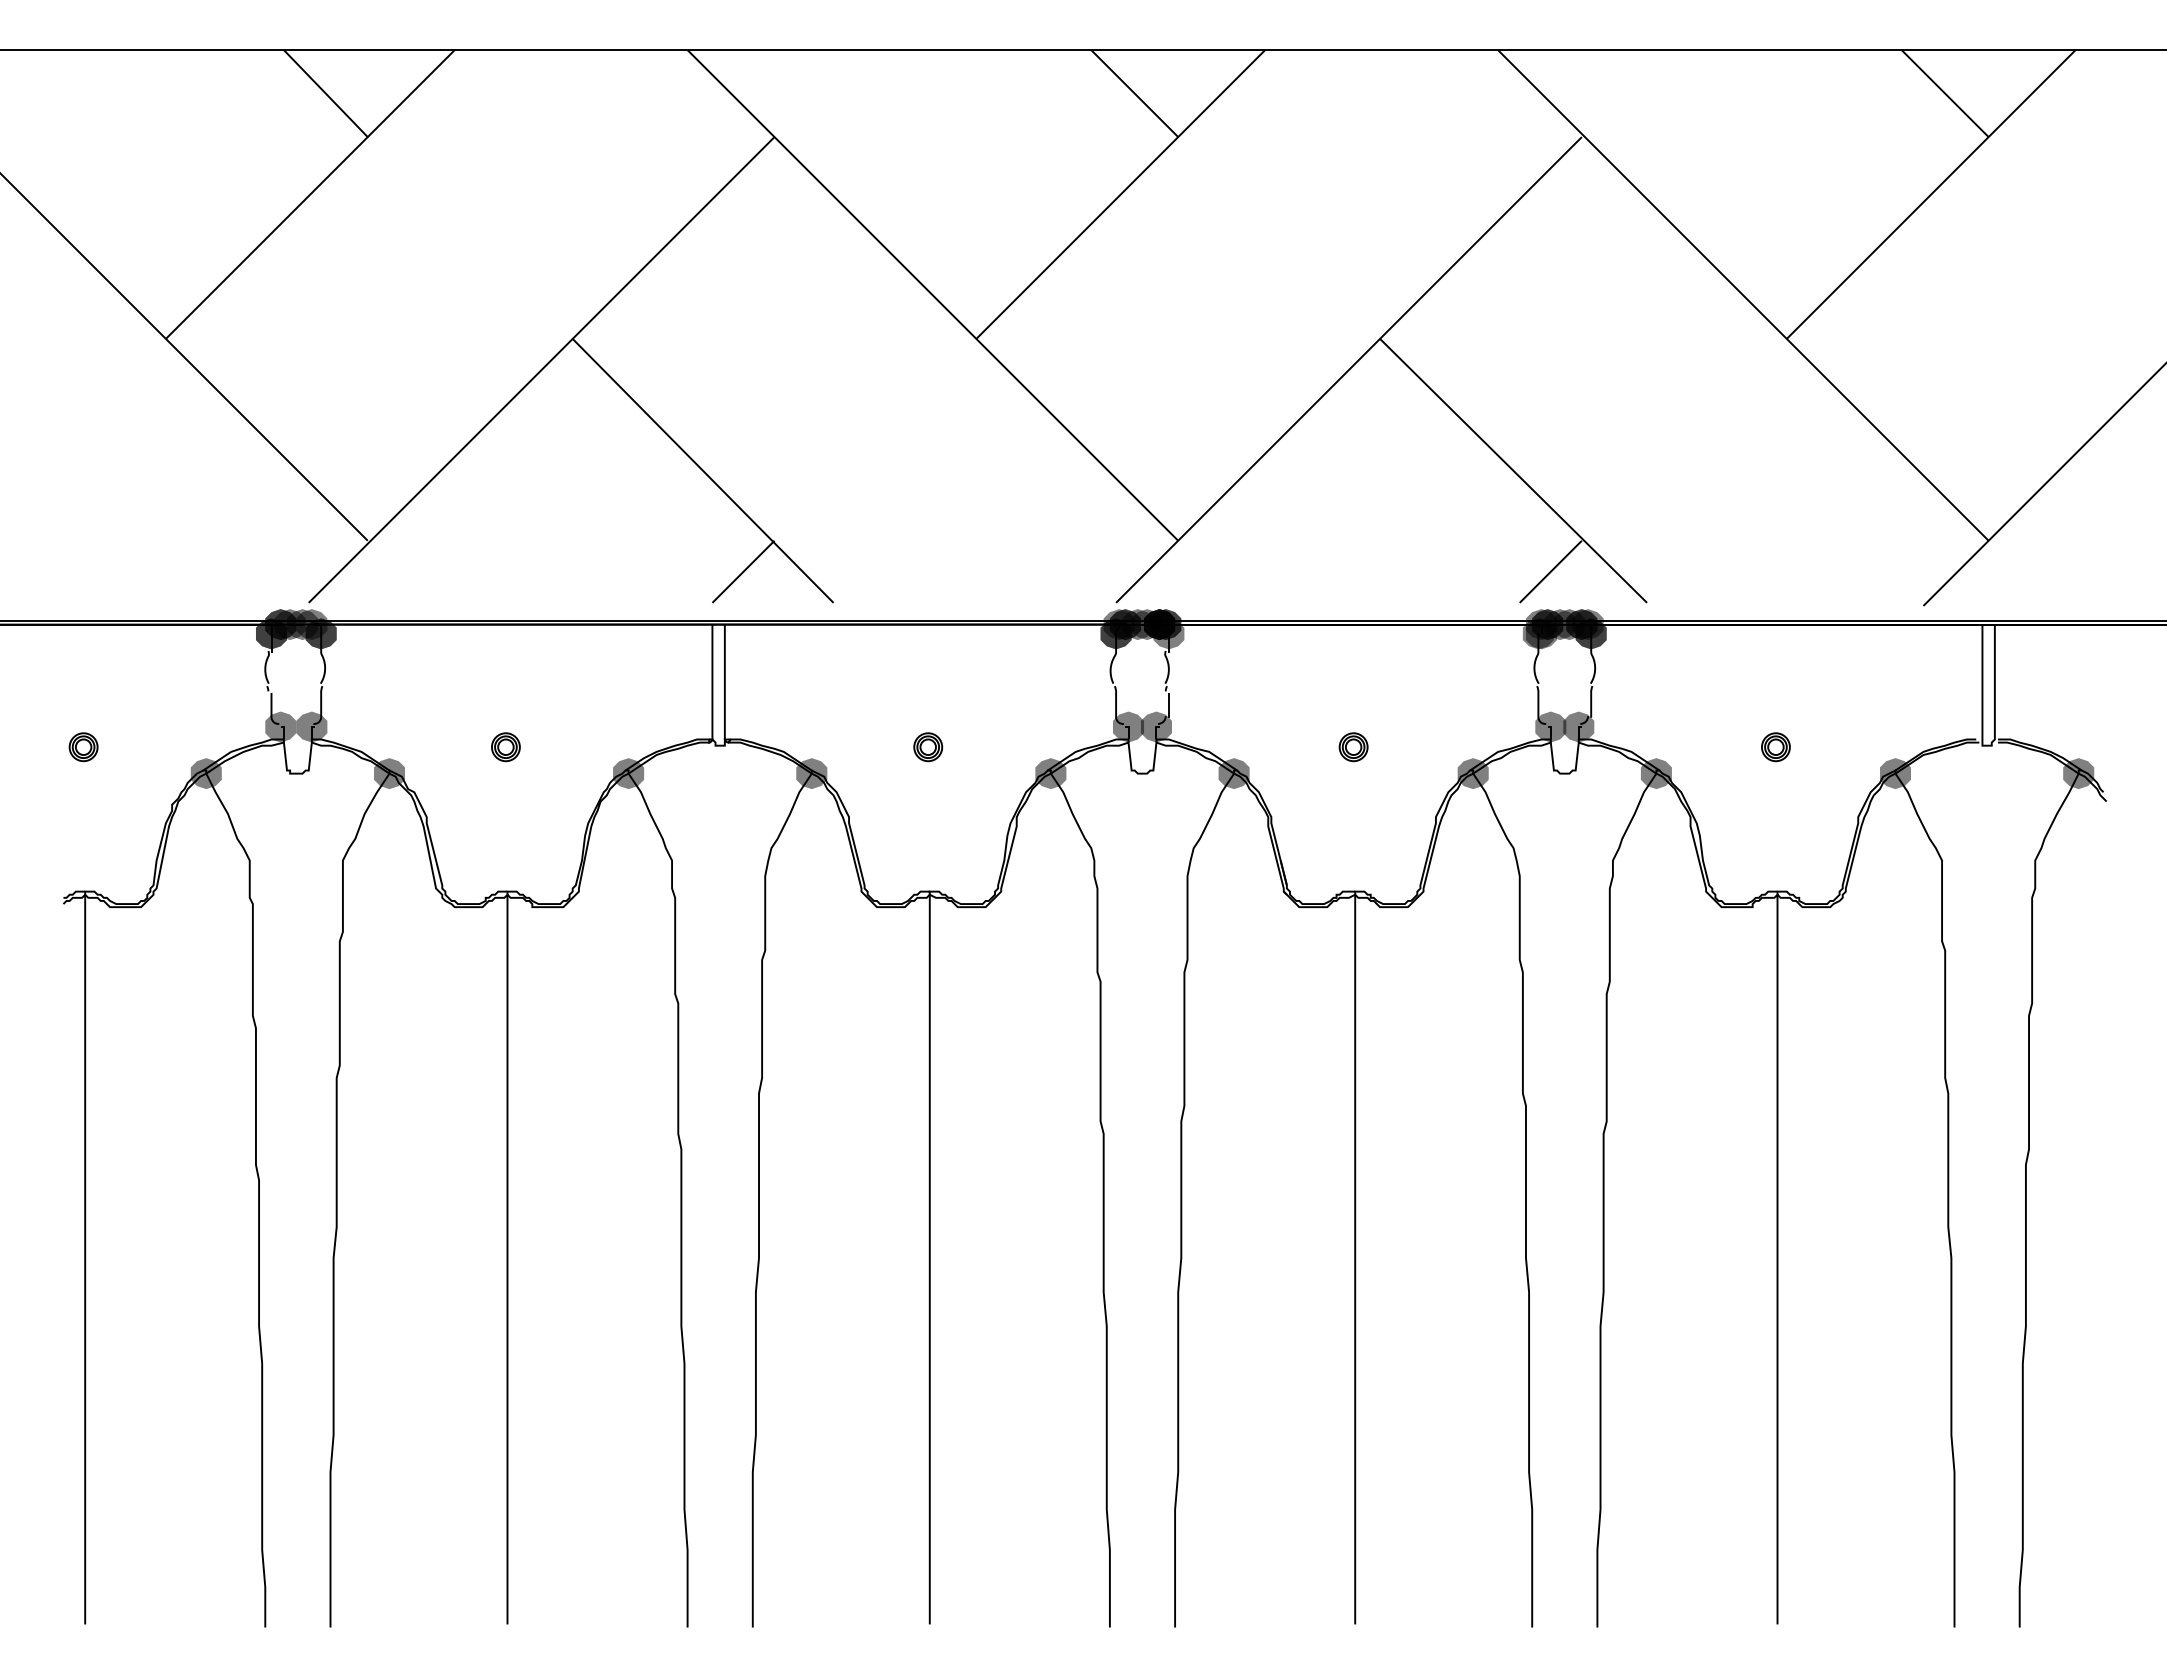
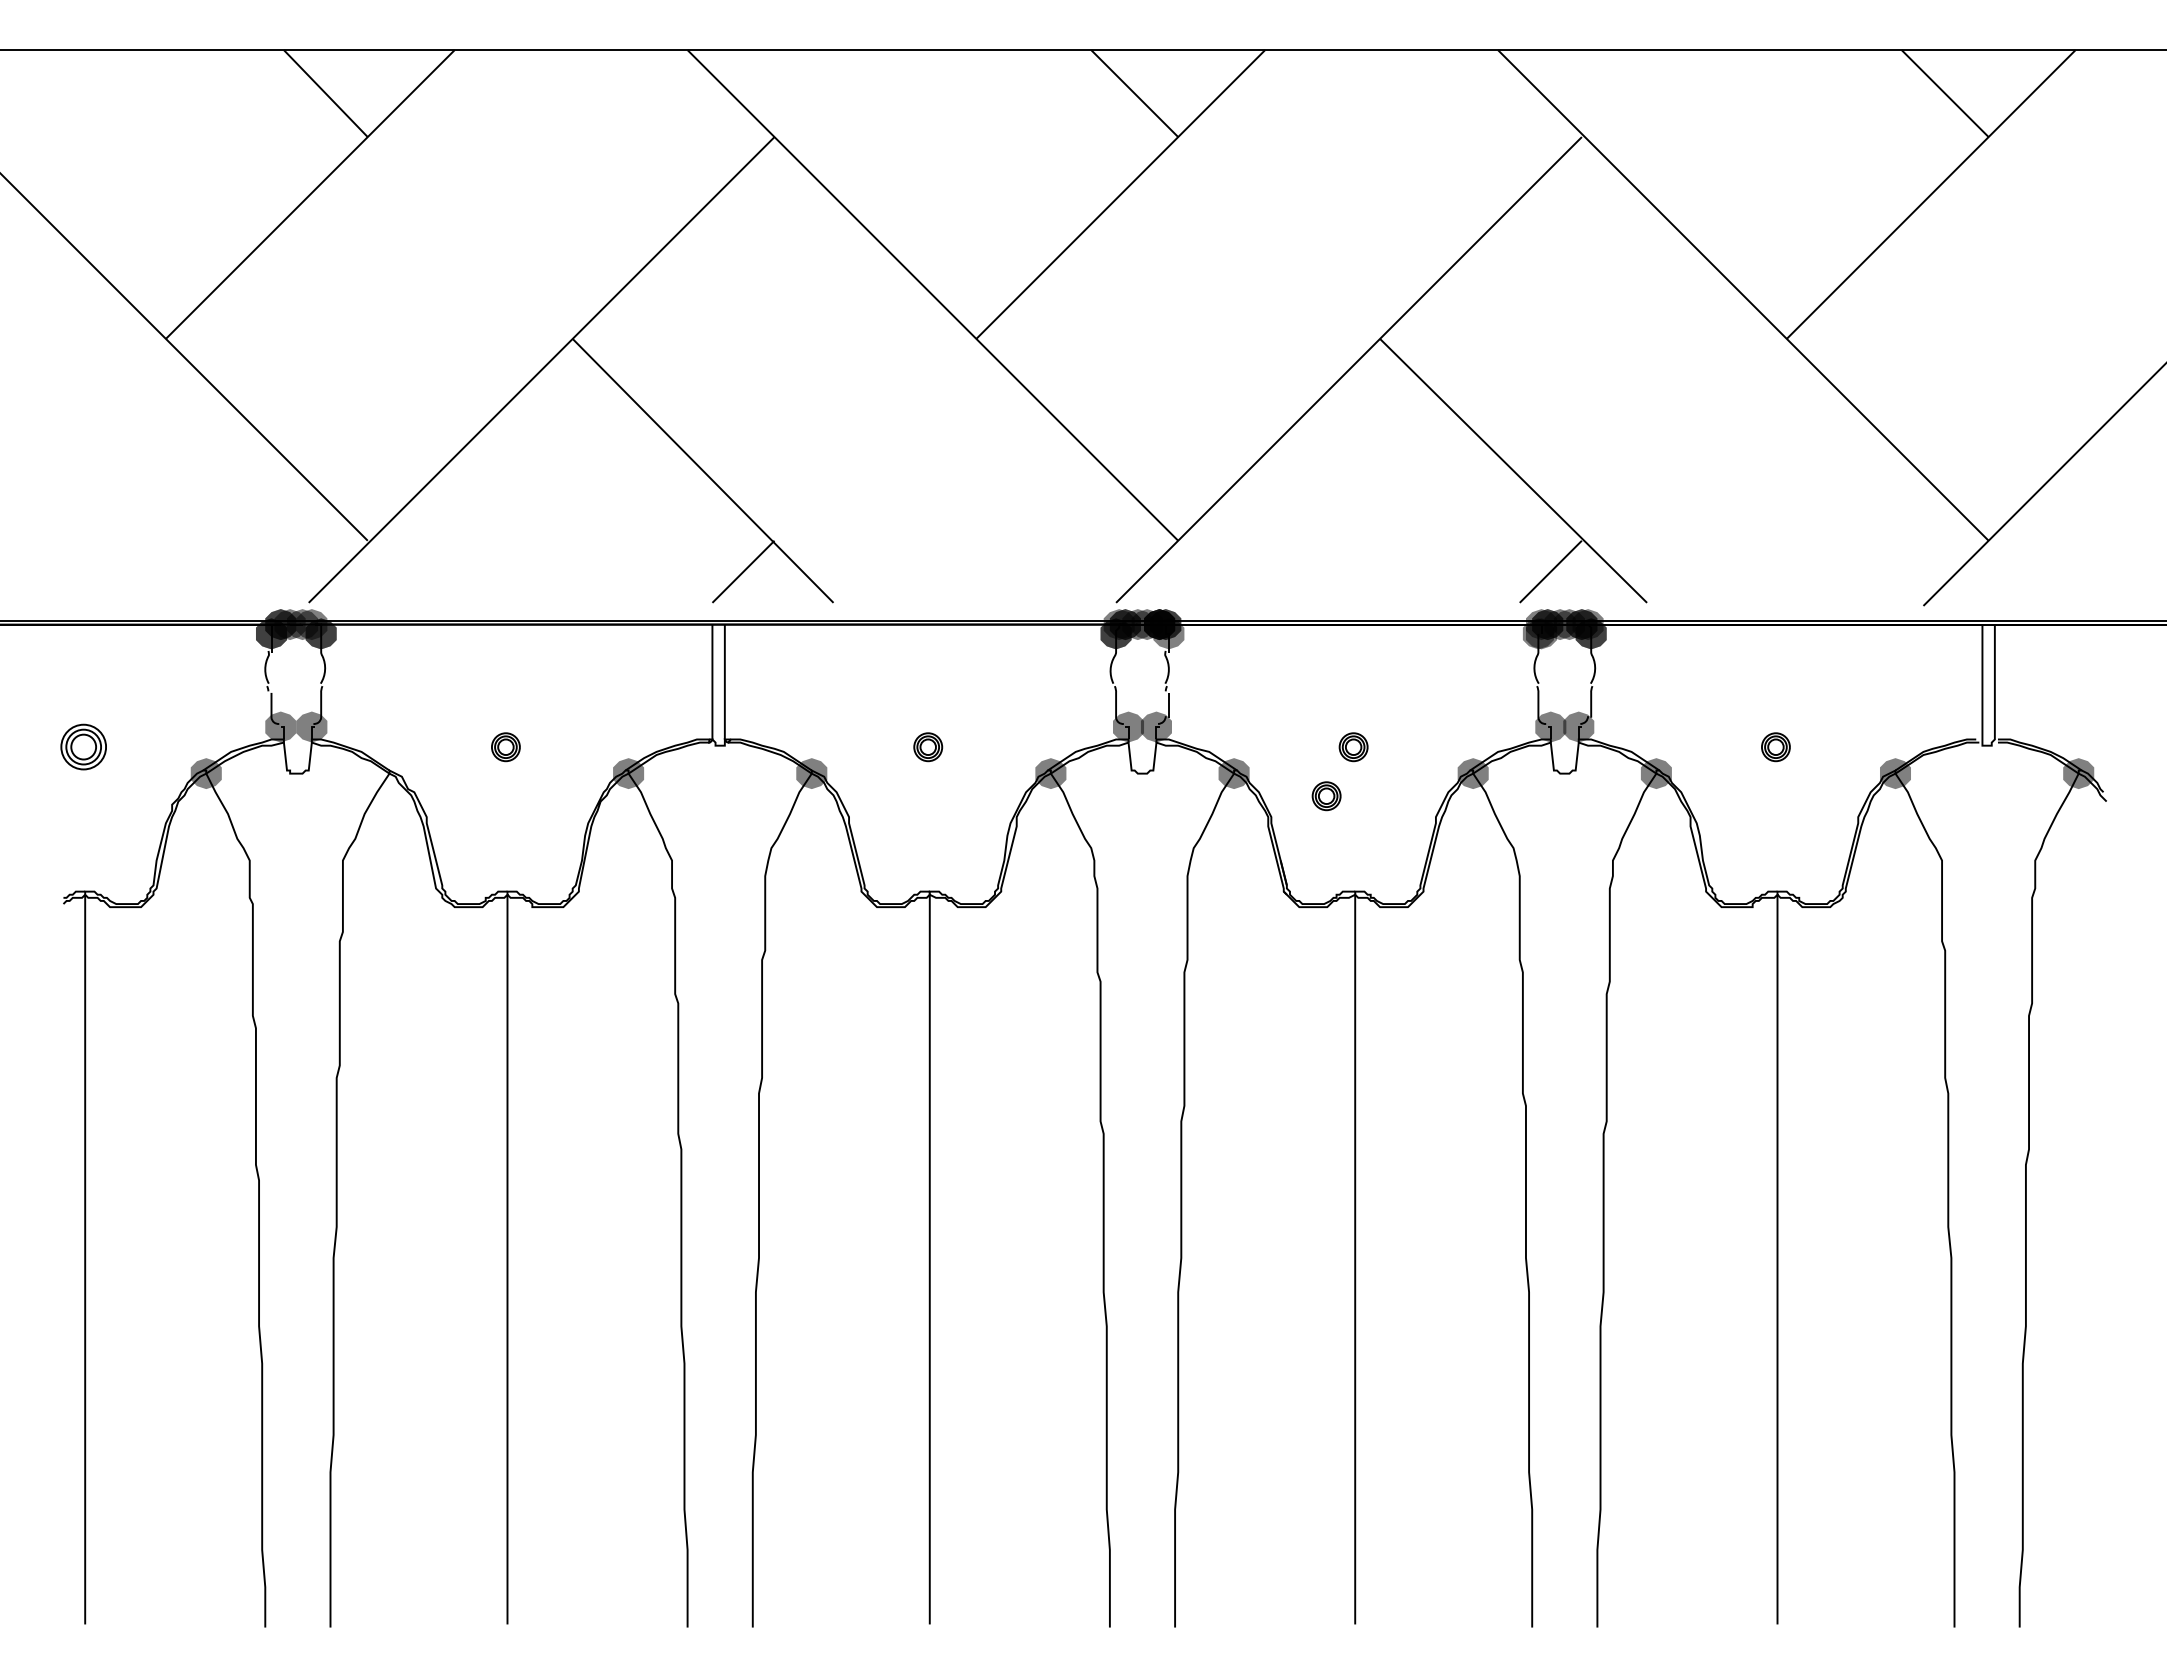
part size: 31x31 px -> 47x48 px (83, 746)
fill: present -> none (389, 773)
part: none -> present (1326, 796)
